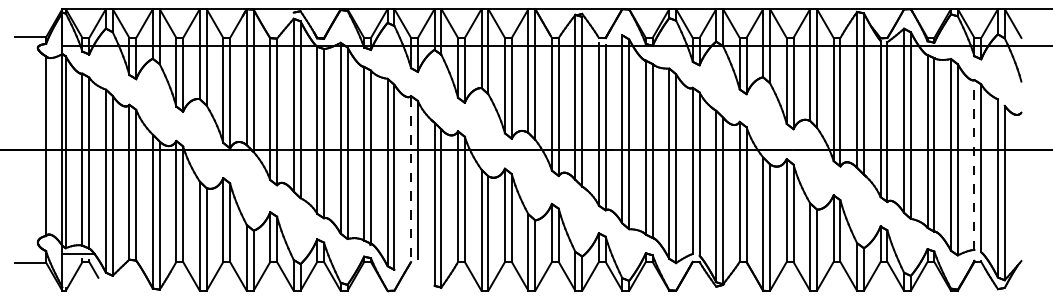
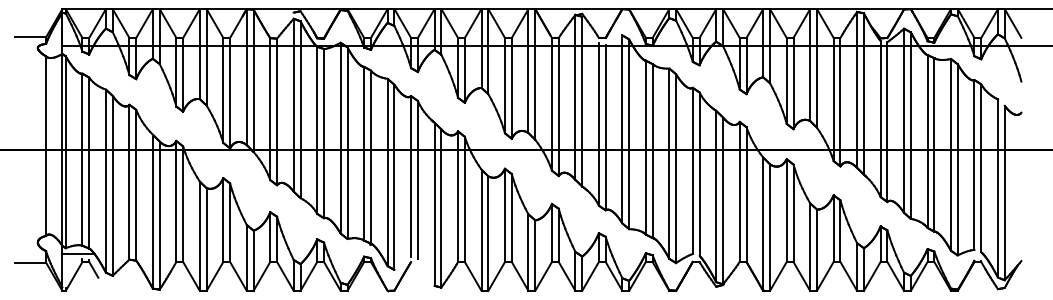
line: dashed -> solid (974, 165)
line: dashed -> solid (411, 176)
